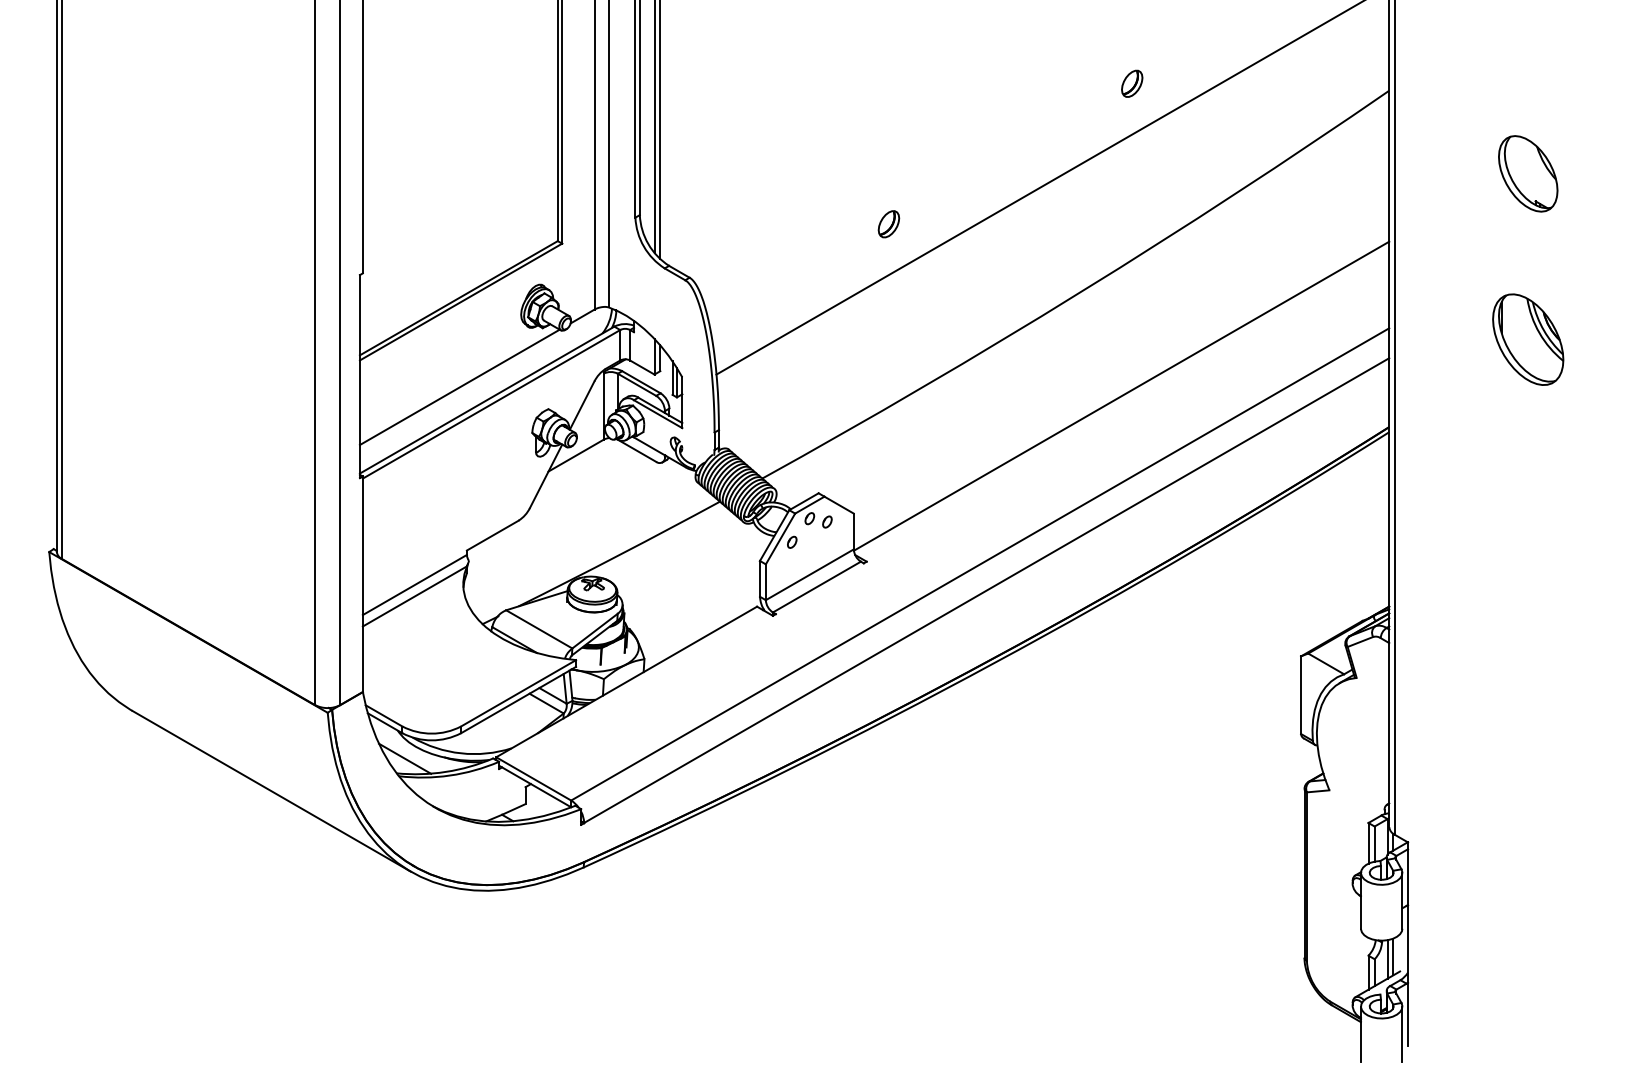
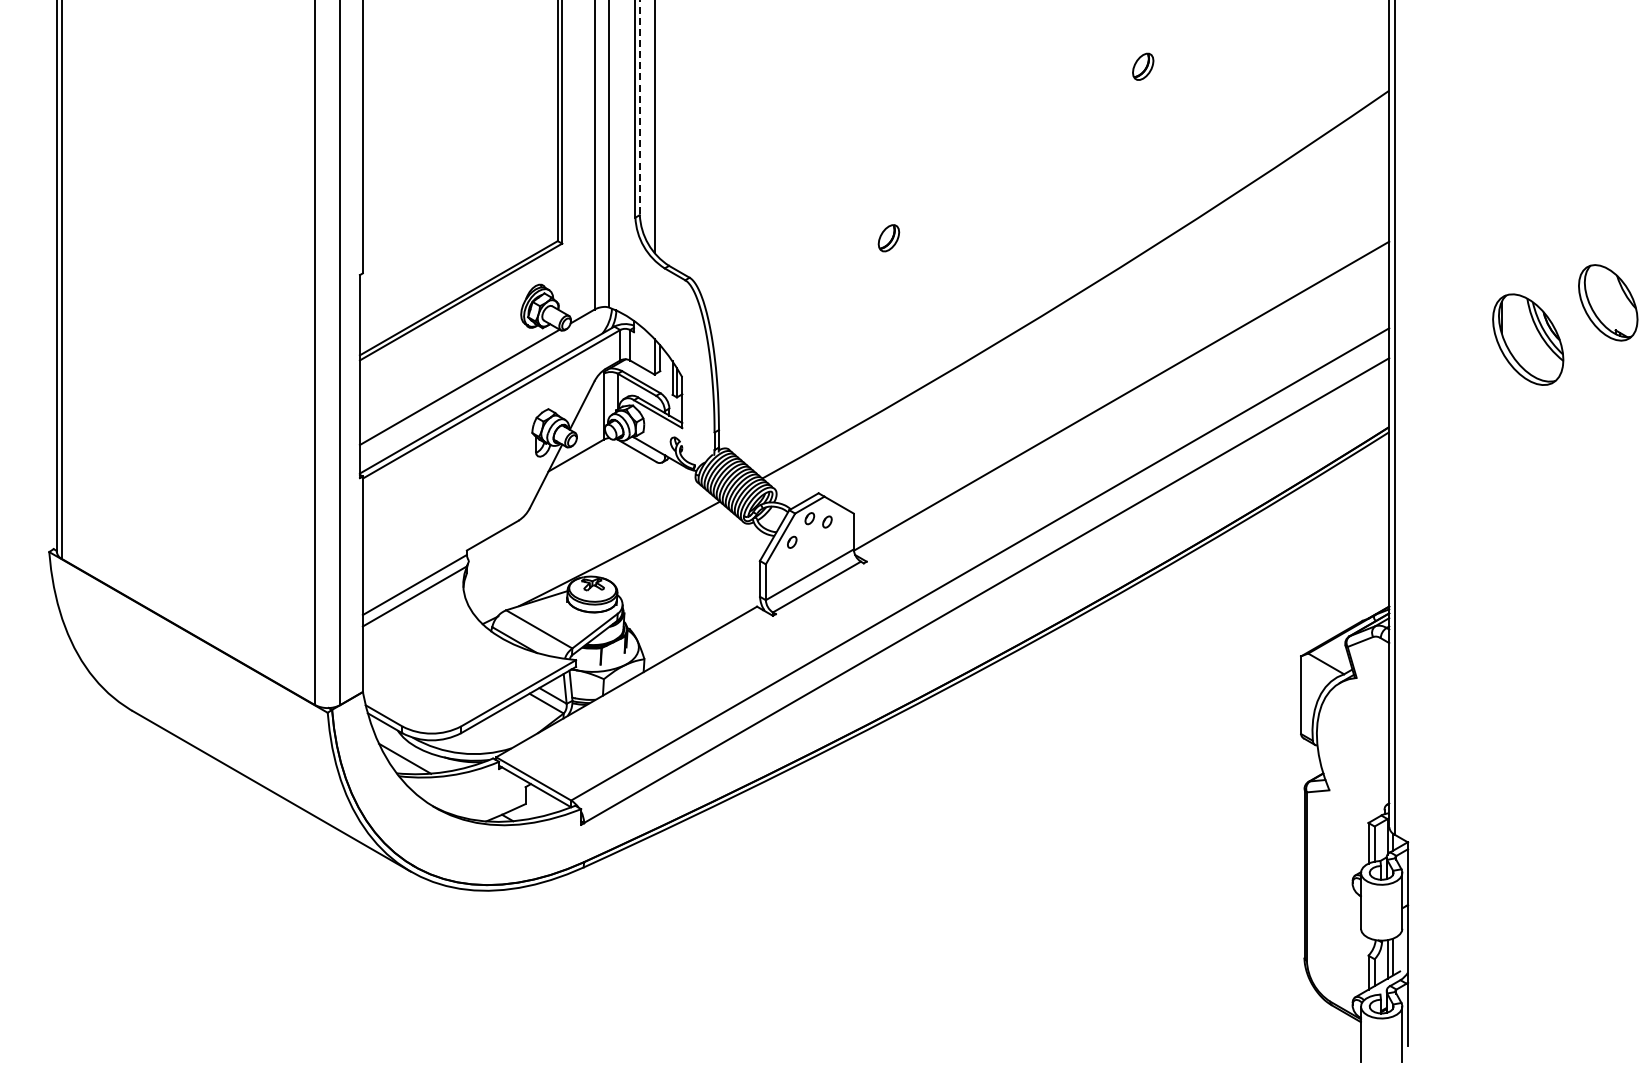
part position: (1132, 83) -> (1143, 66) (1143, 66)
line: solid -> dashed (639, 108)
line: present -> none (660, 130)
part position: (1528, 173) -> (1608, 302) (1608, 302)
line: present -> none (1038, 188)
part position: (888, 224) -> (888, 238) (888, 238)
